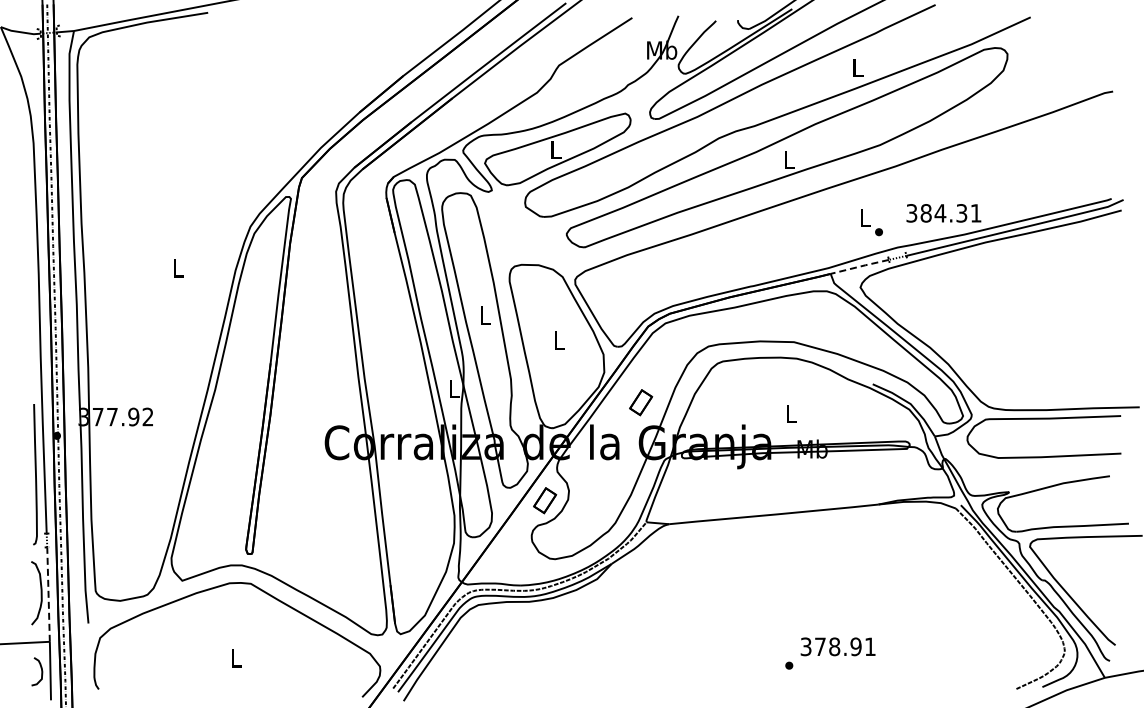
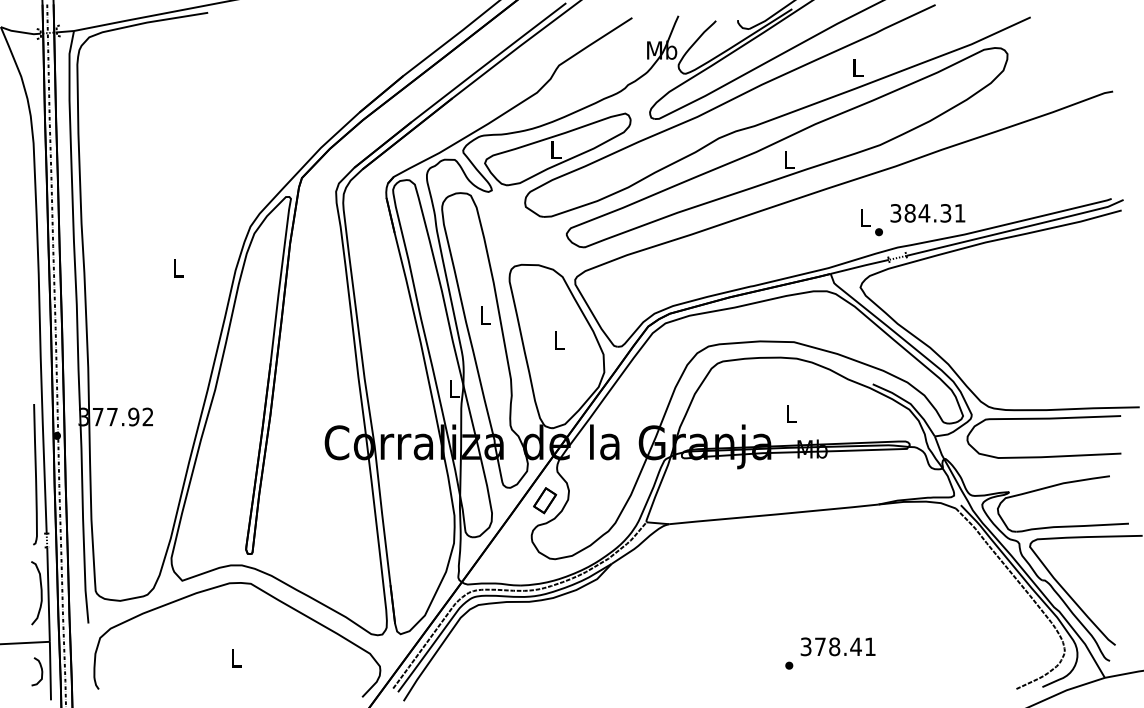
text position: (943, 213) -> (927, 213) (927, 213)
line: dashed -> solid (859, 266)
part: present -> none (641, 402)
line: dashed -> solid (48, 594)
text: 378.91 -> 378.41 (855, 646)
